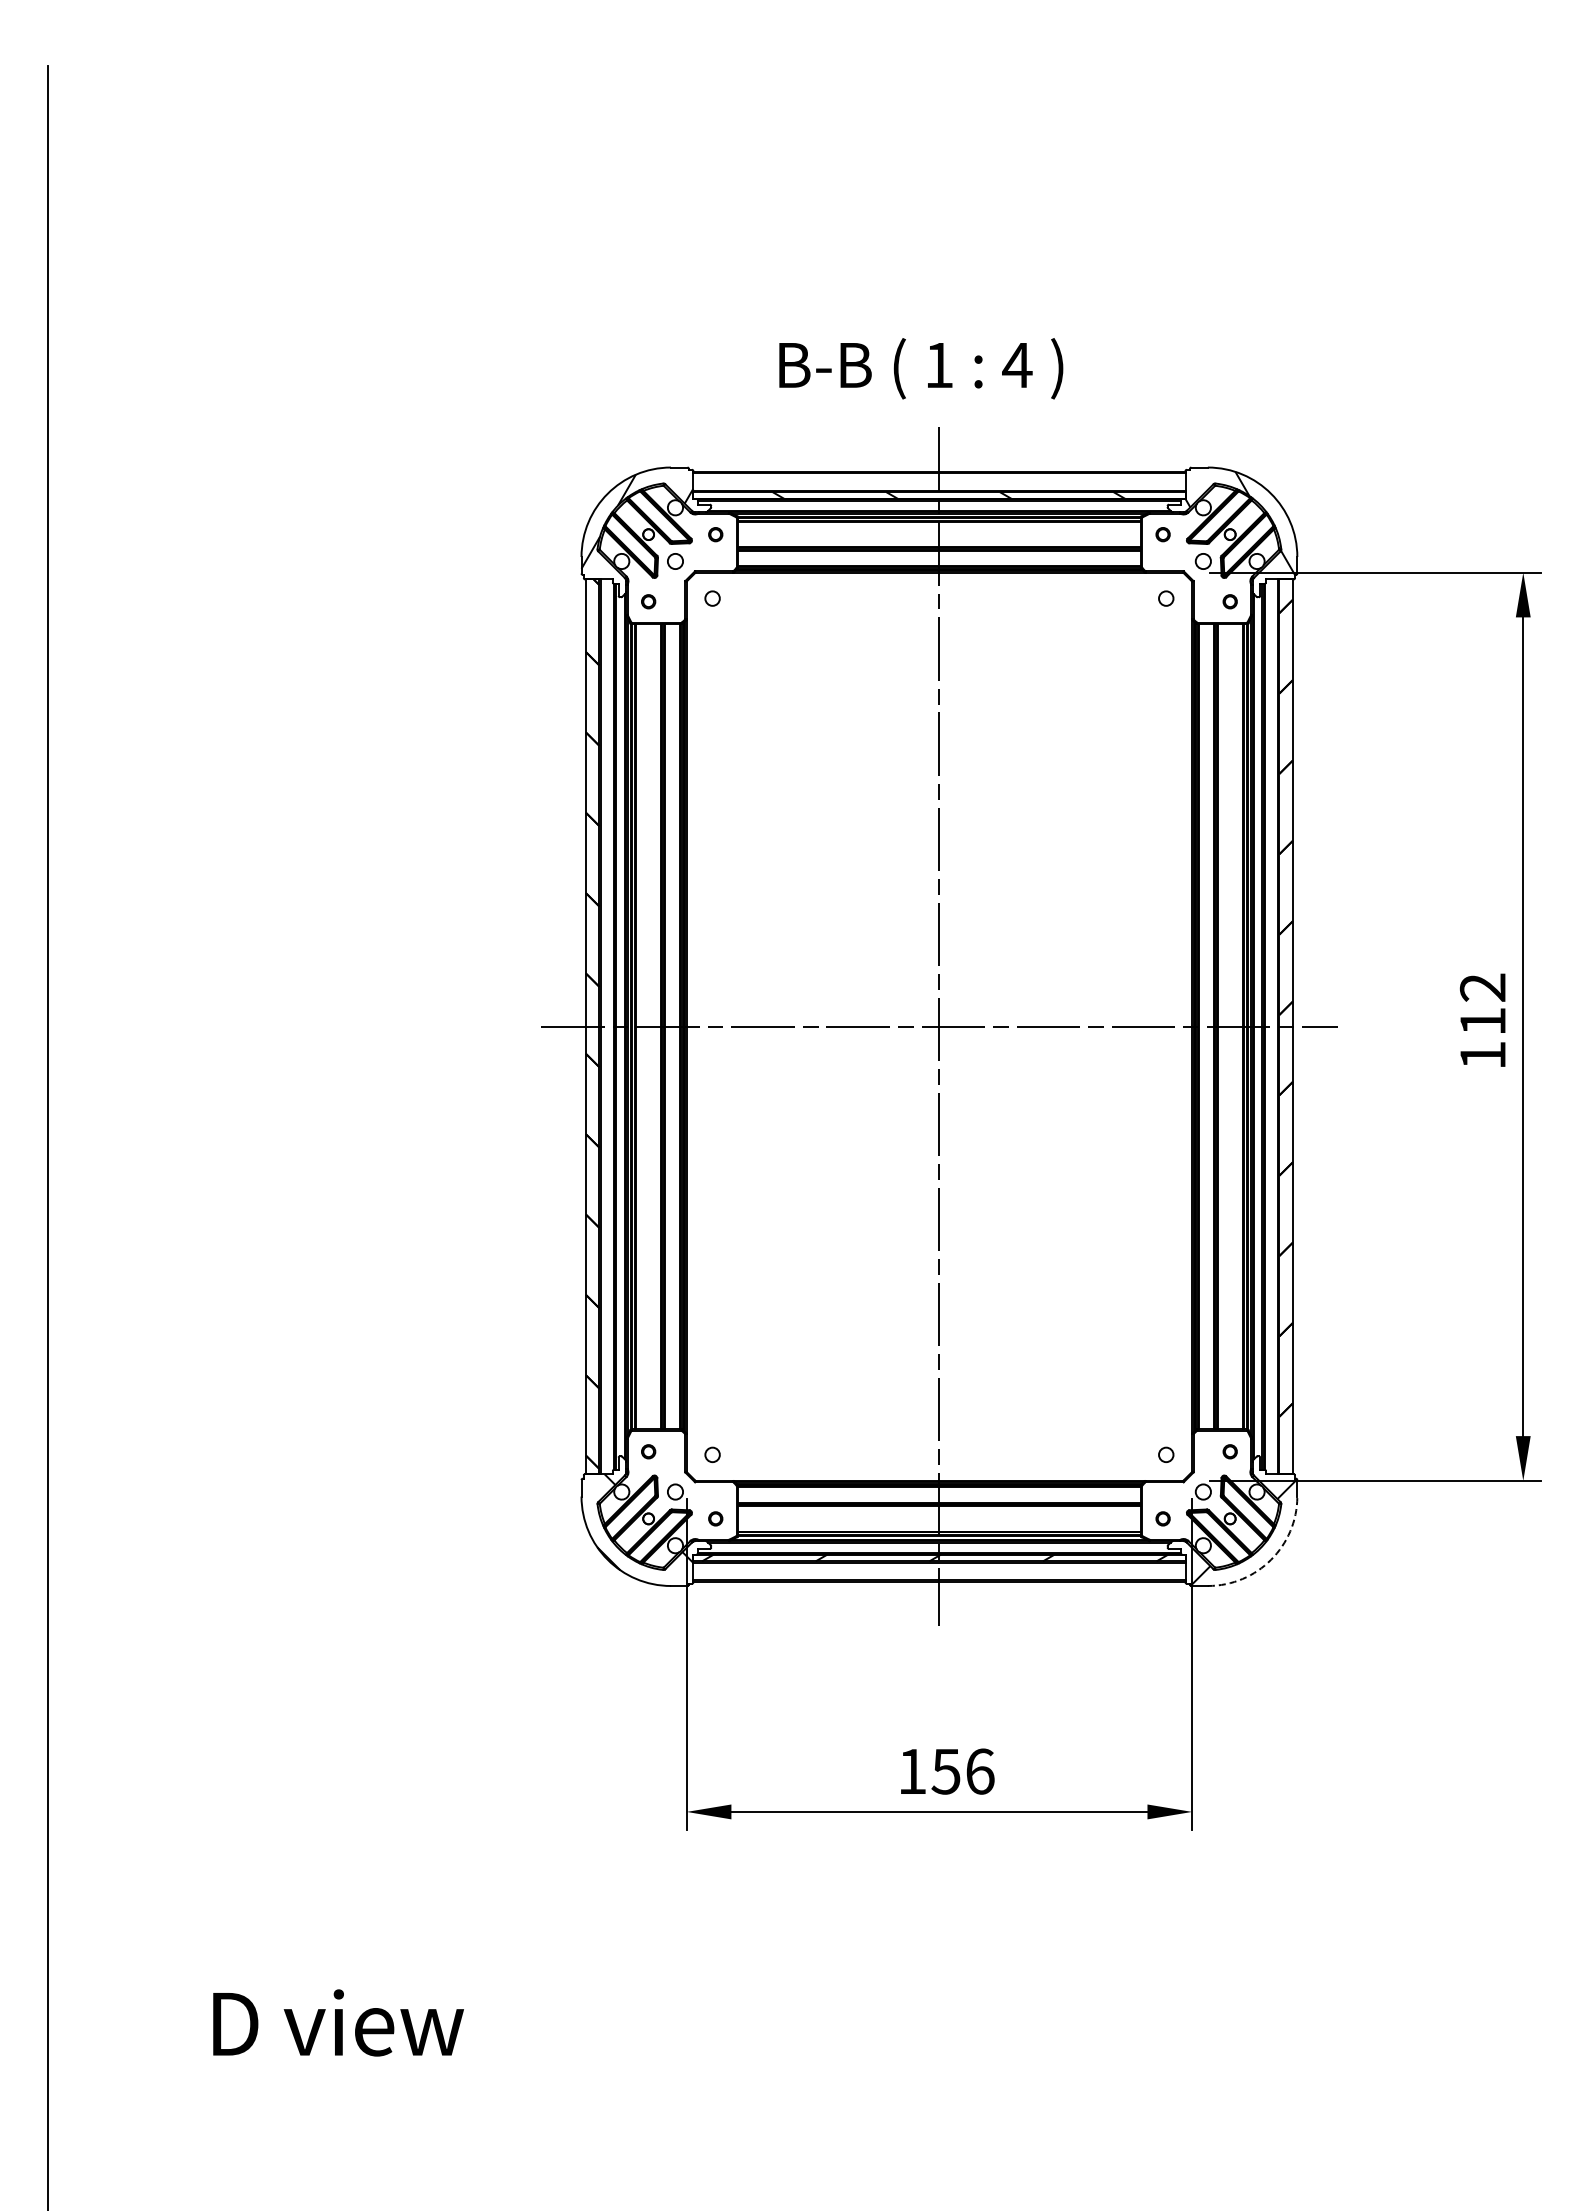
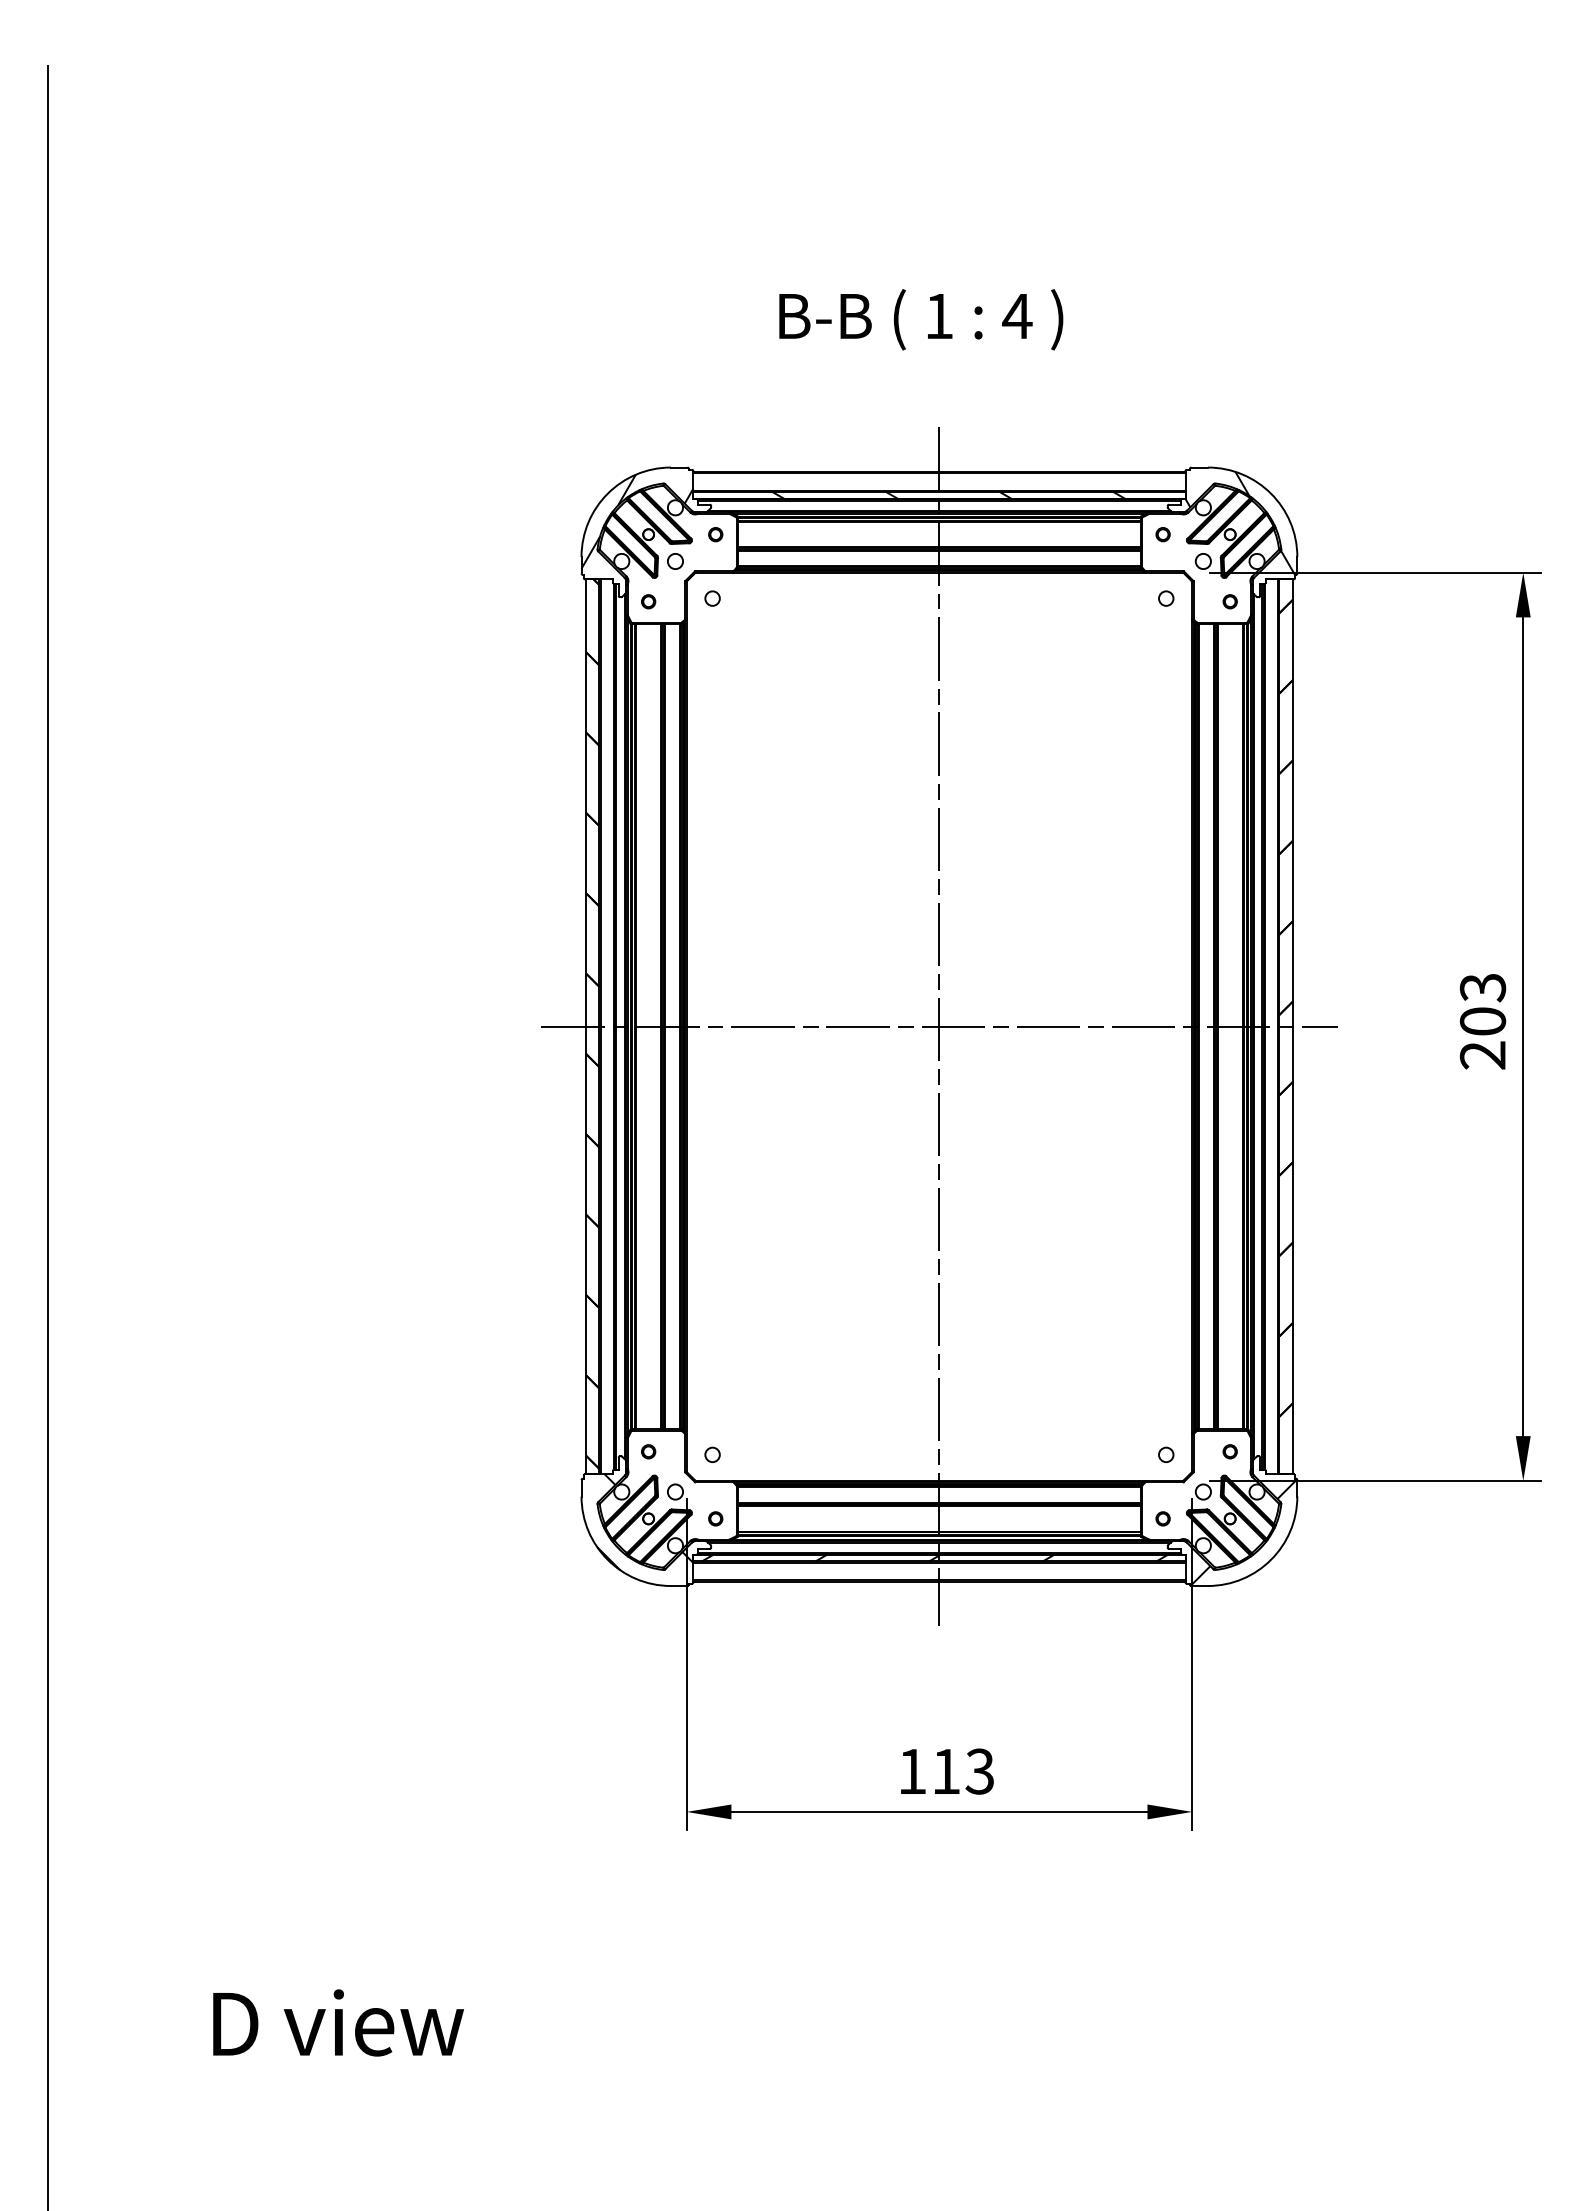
text position: (921, 368) -> (921, 319) (921, 319)
text: 112 -> 203 (1482, 1021)
arc: dashed -> solid (1271, 1559)
text: 156 -> 113 (962, 1771)
